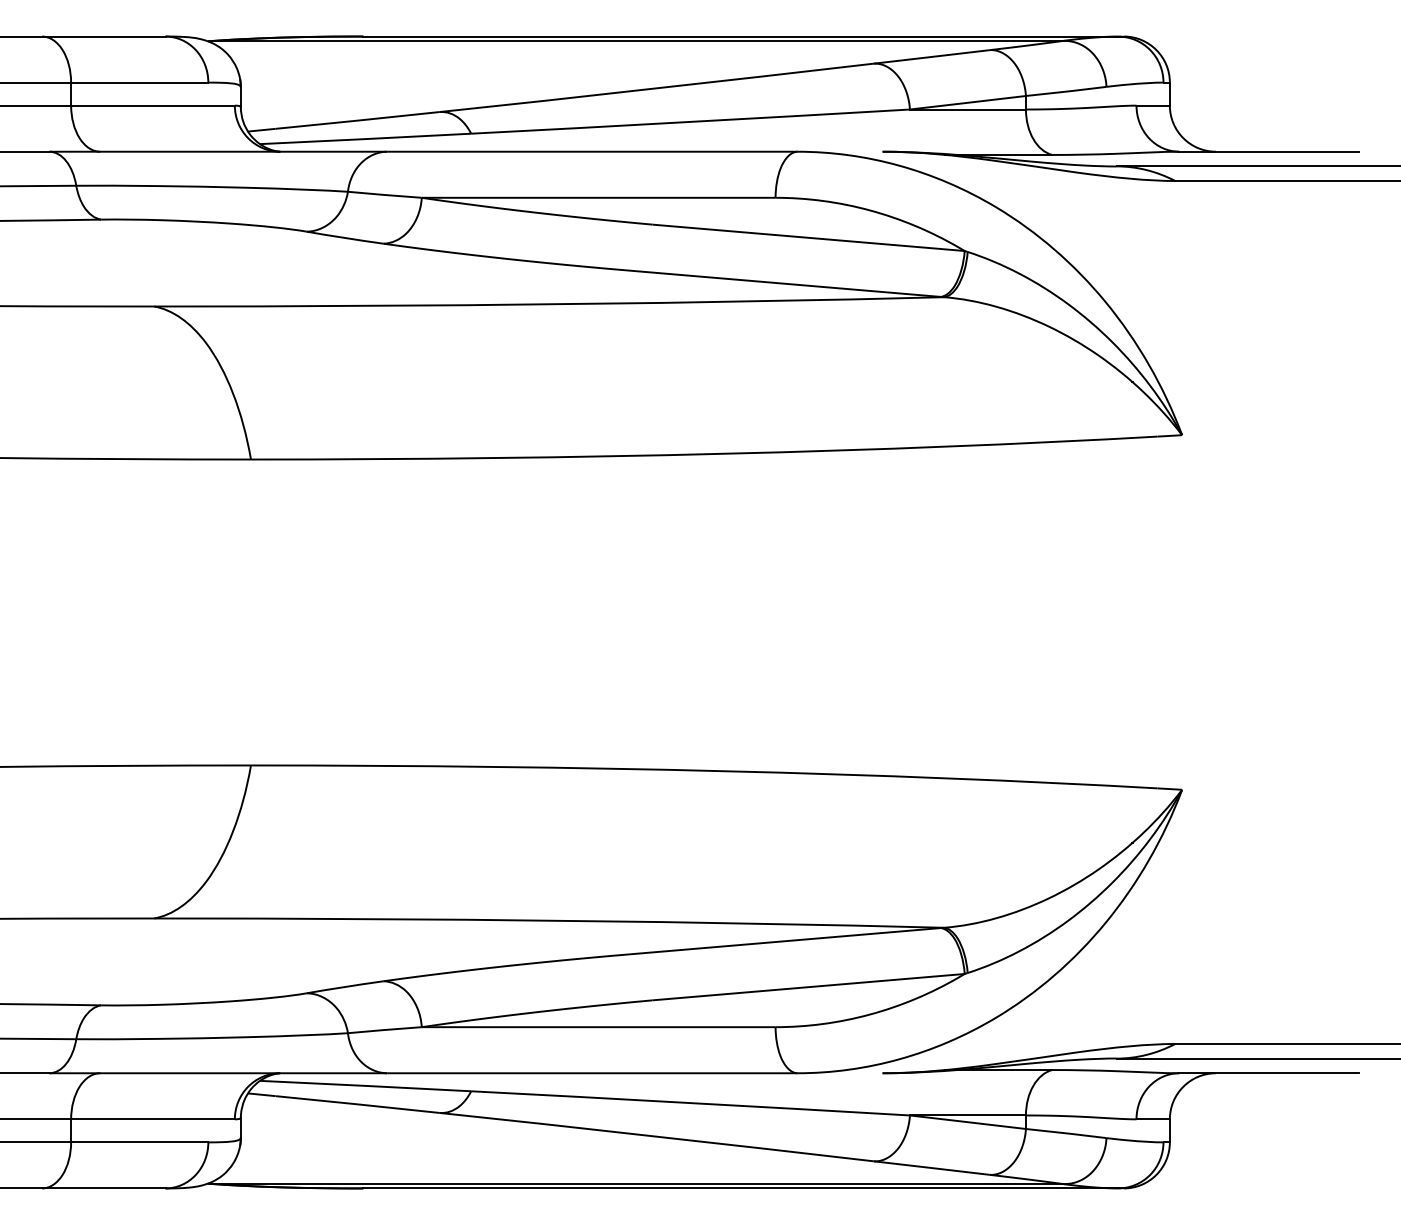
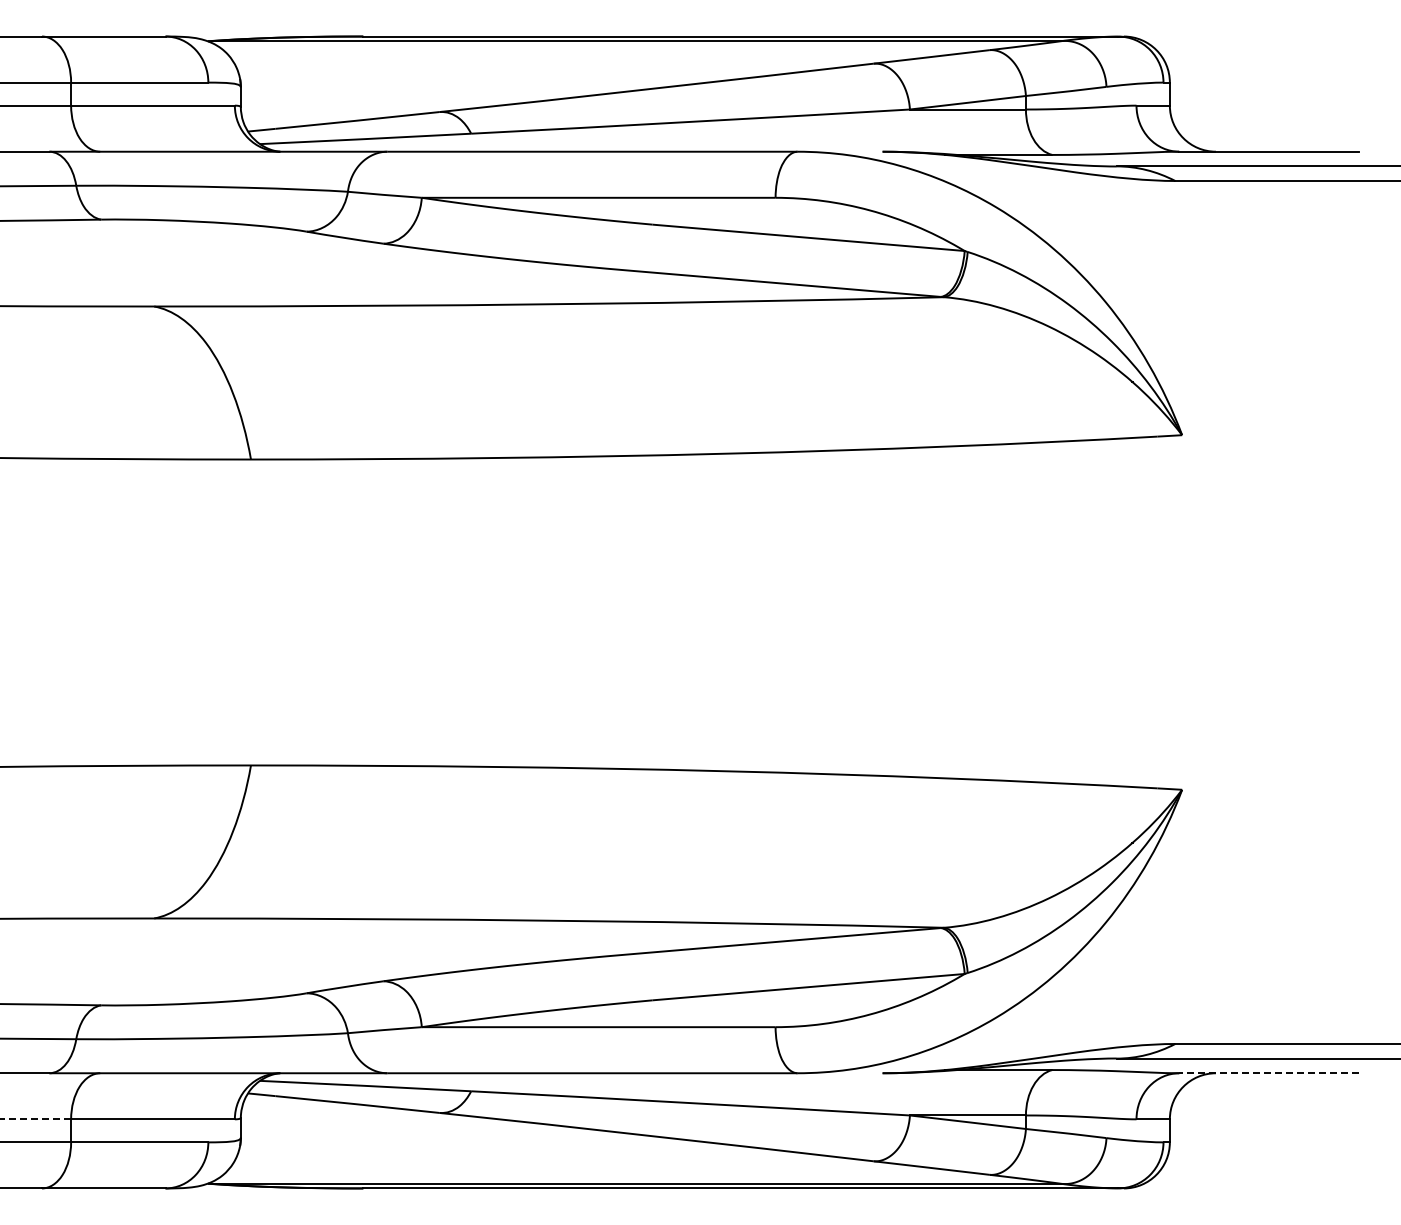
line: solid -> dashed (1269, 1073)
line: solid -> dashed (35, 1119)
